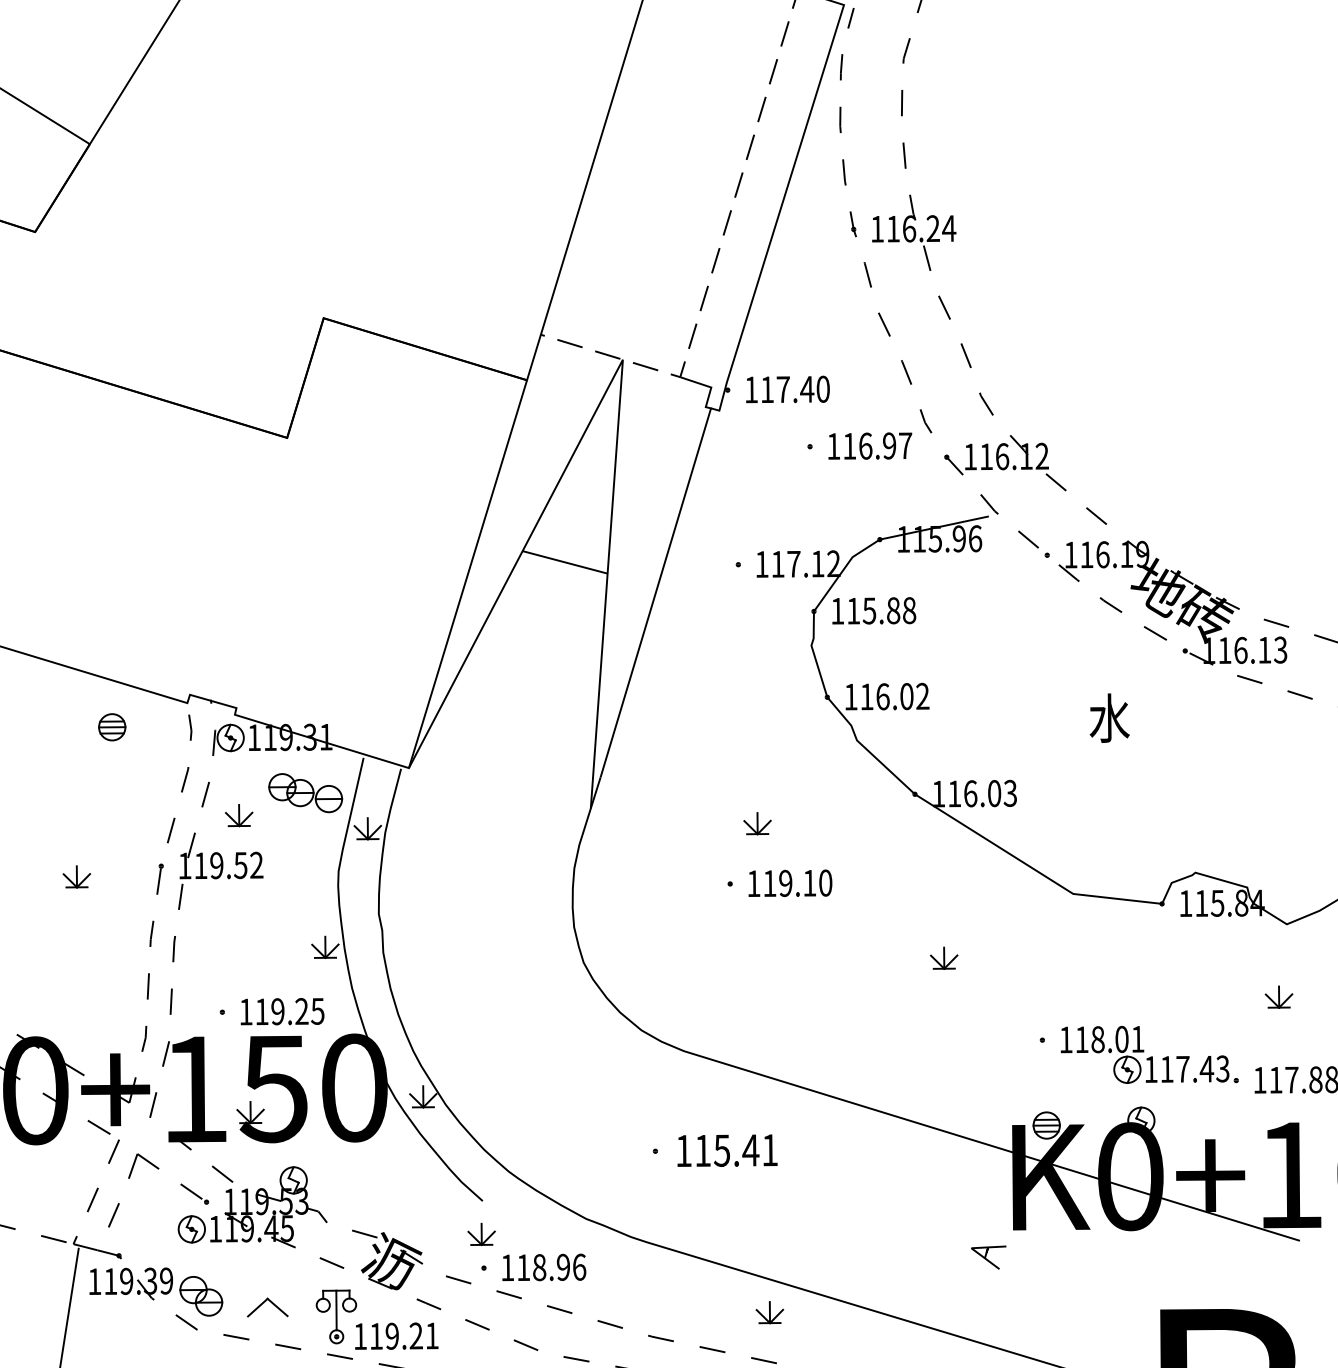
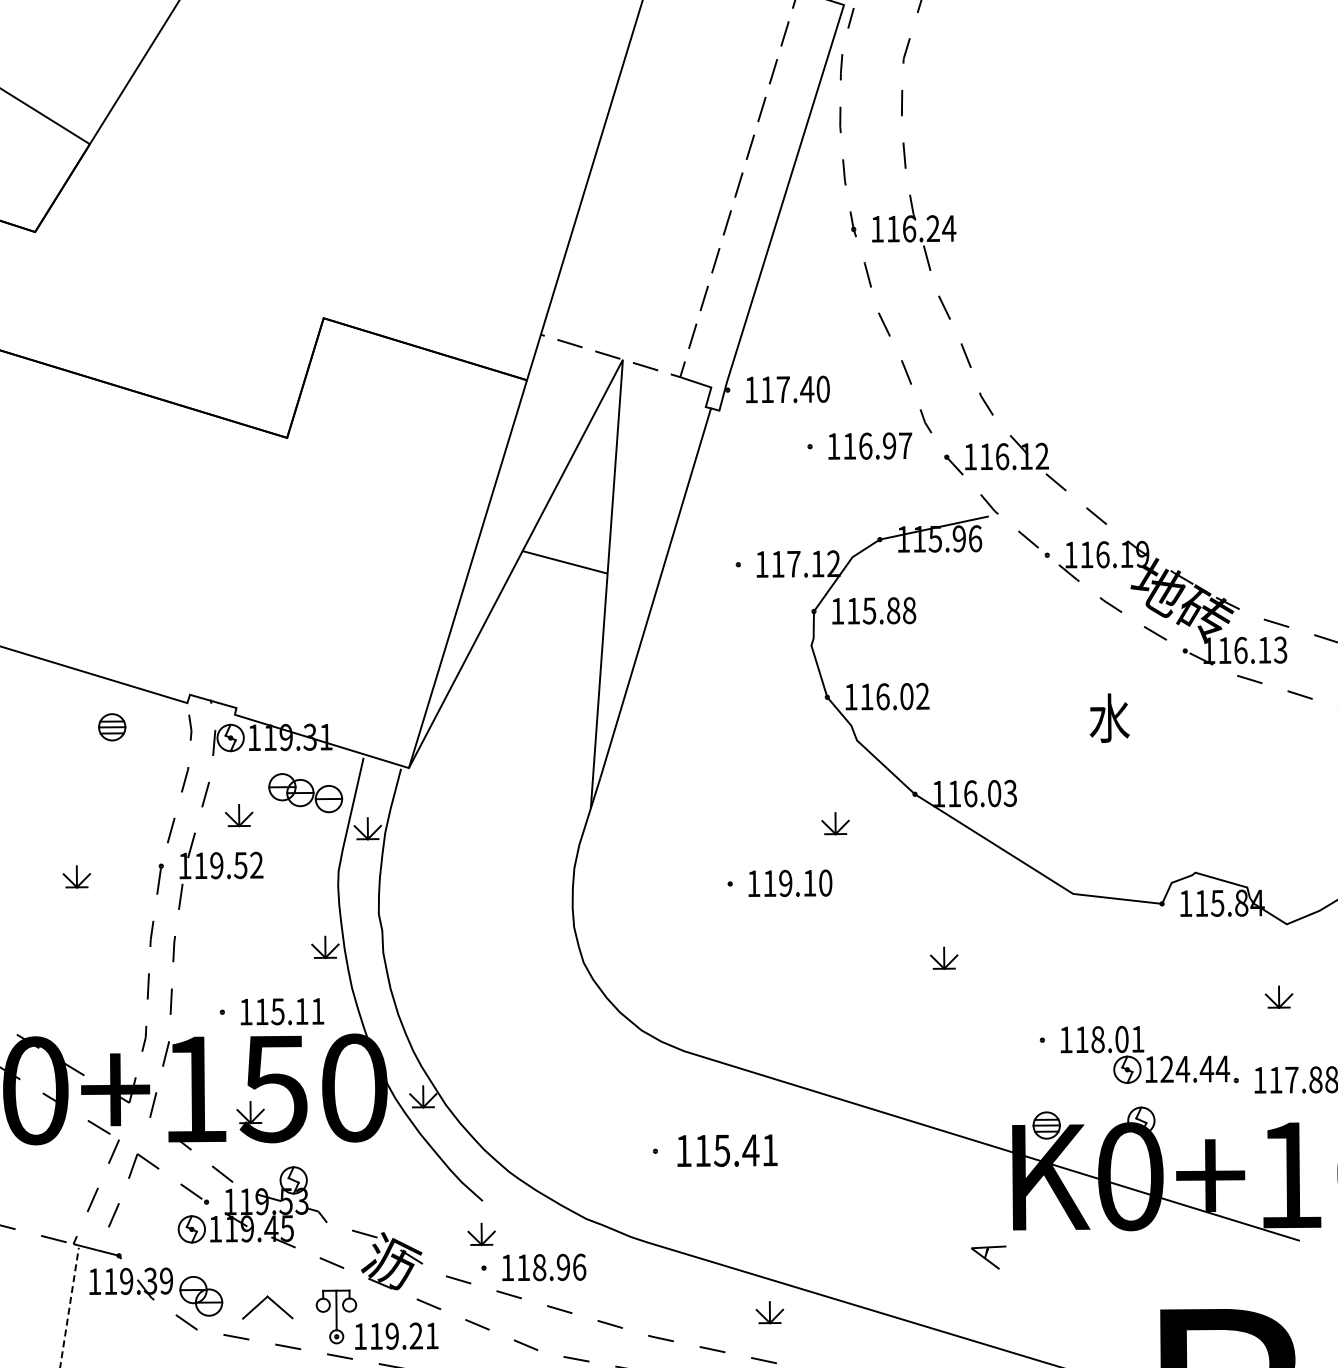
part position: (757, 823) -> (835, 823) (835, 823)
text: 119.25 -> 115.11 (297, 1011)
text: 117.43 -> 124.44 (1195, 1068)
line: solid -> dashed (69, 1307)
part size: 42x21 px -> 52x25 px (267, 1307)
